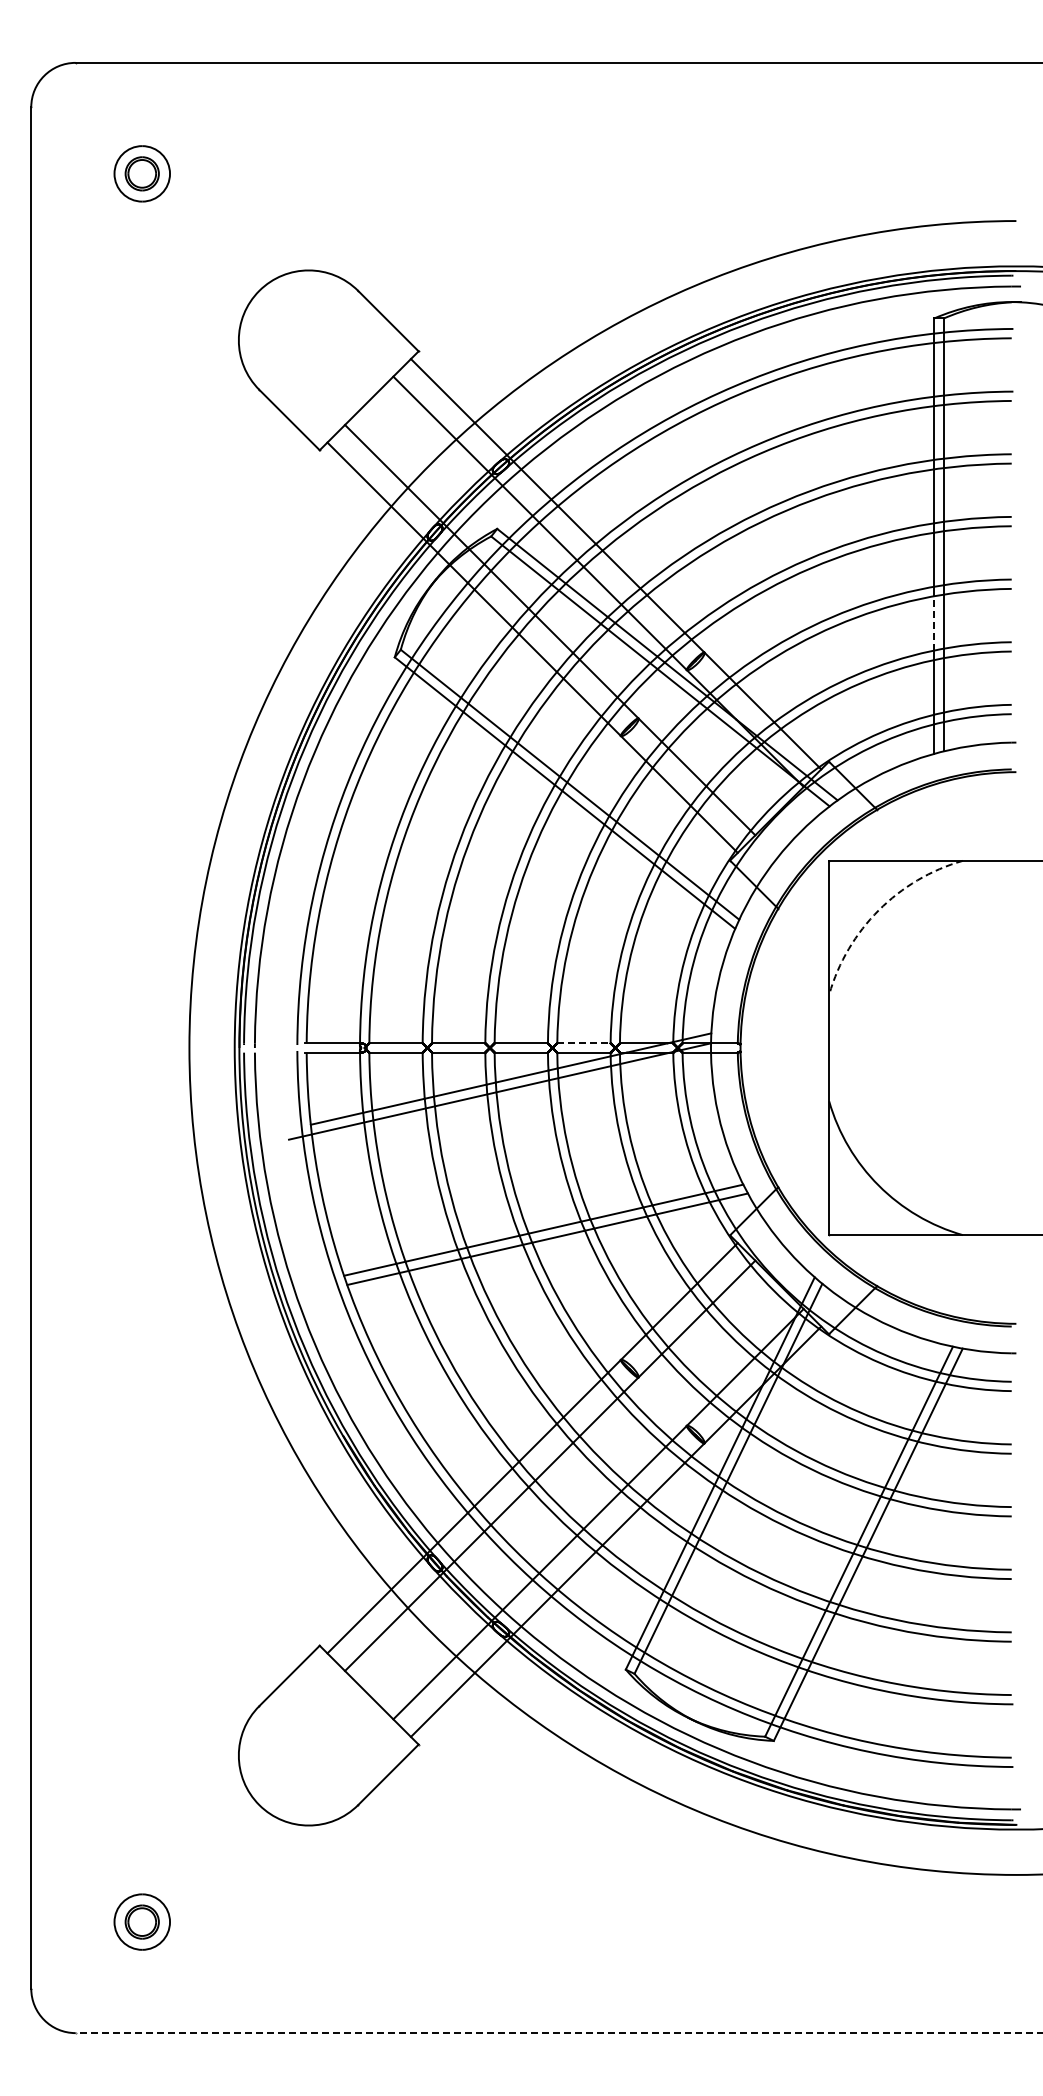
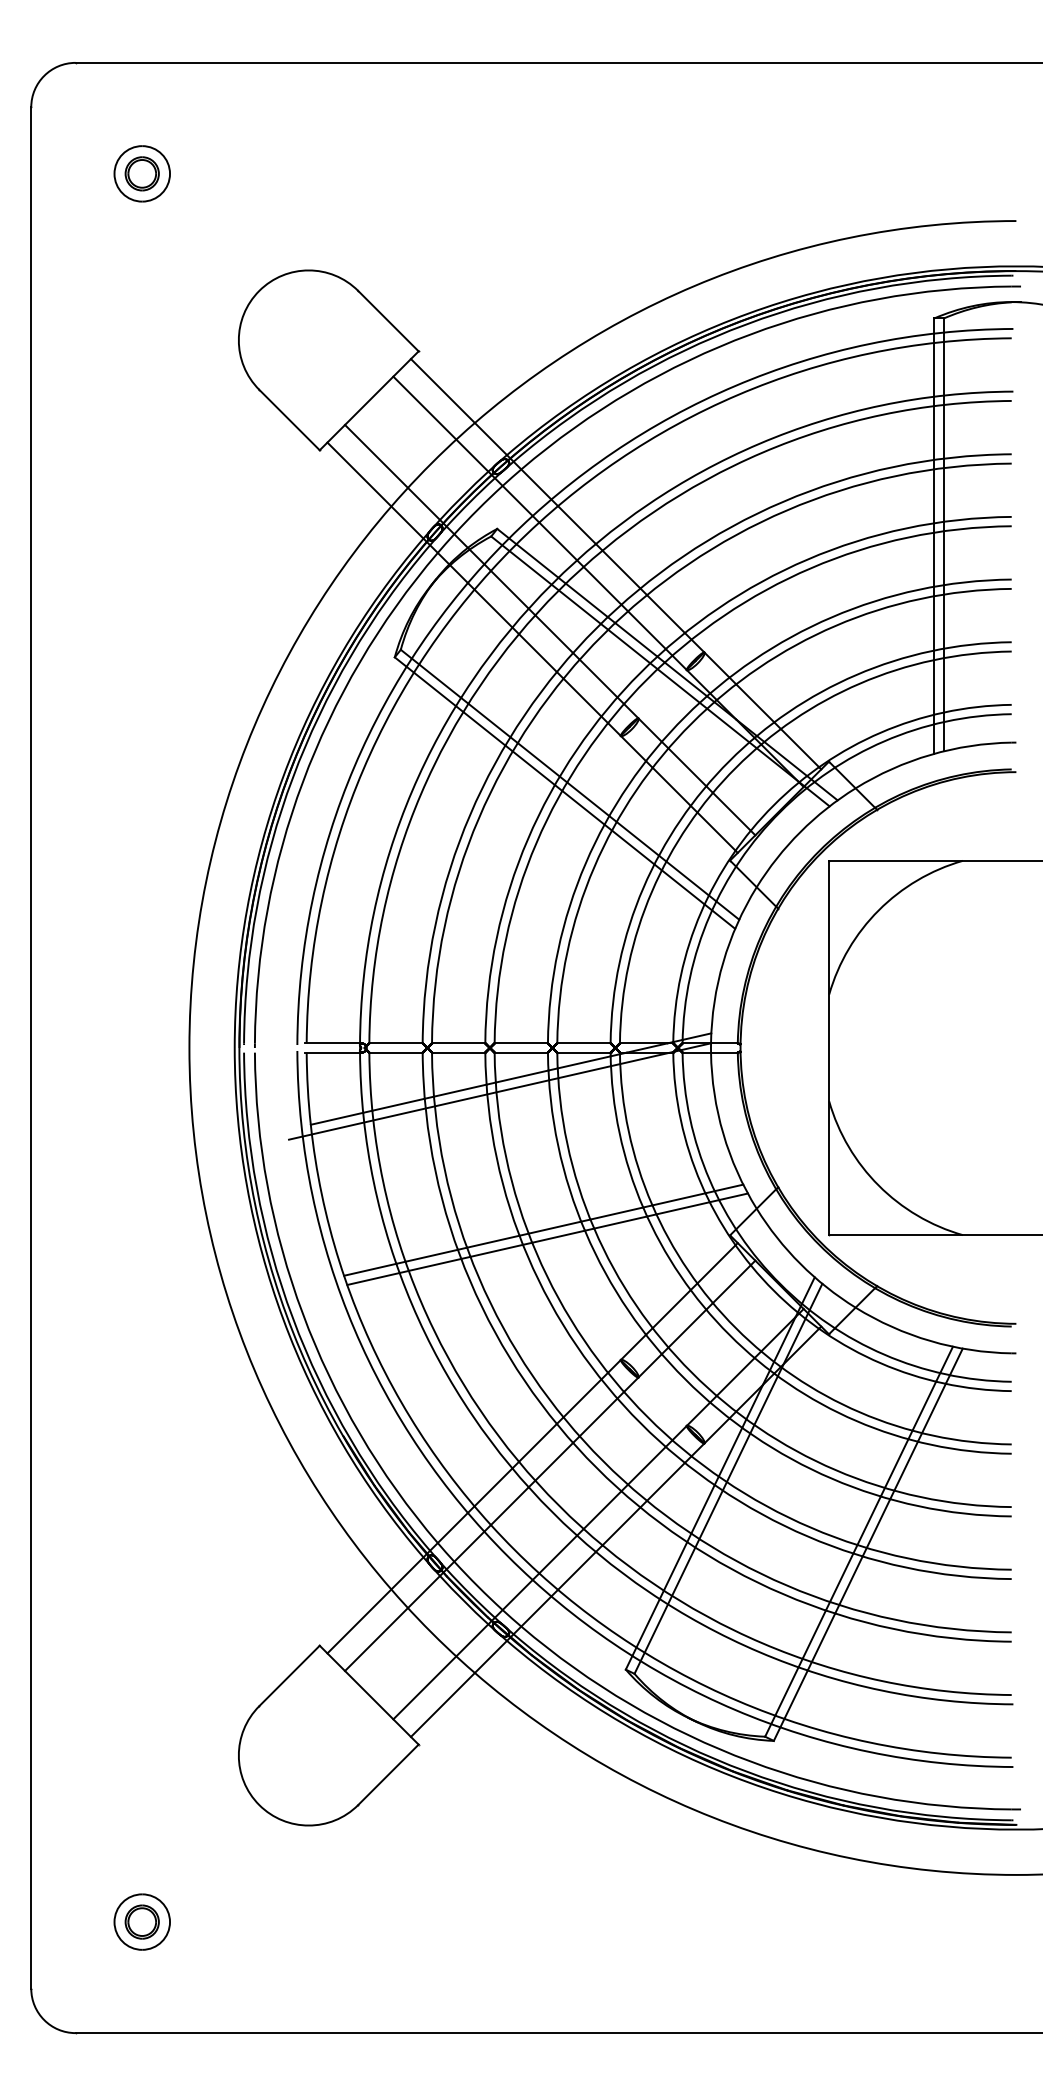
line: dashed -> solid (934, 622)
arc: dashed -> solid (878, 910)
line: dashed -> solid (583, 1043)
line: dashed -> solid (558, 2033)
